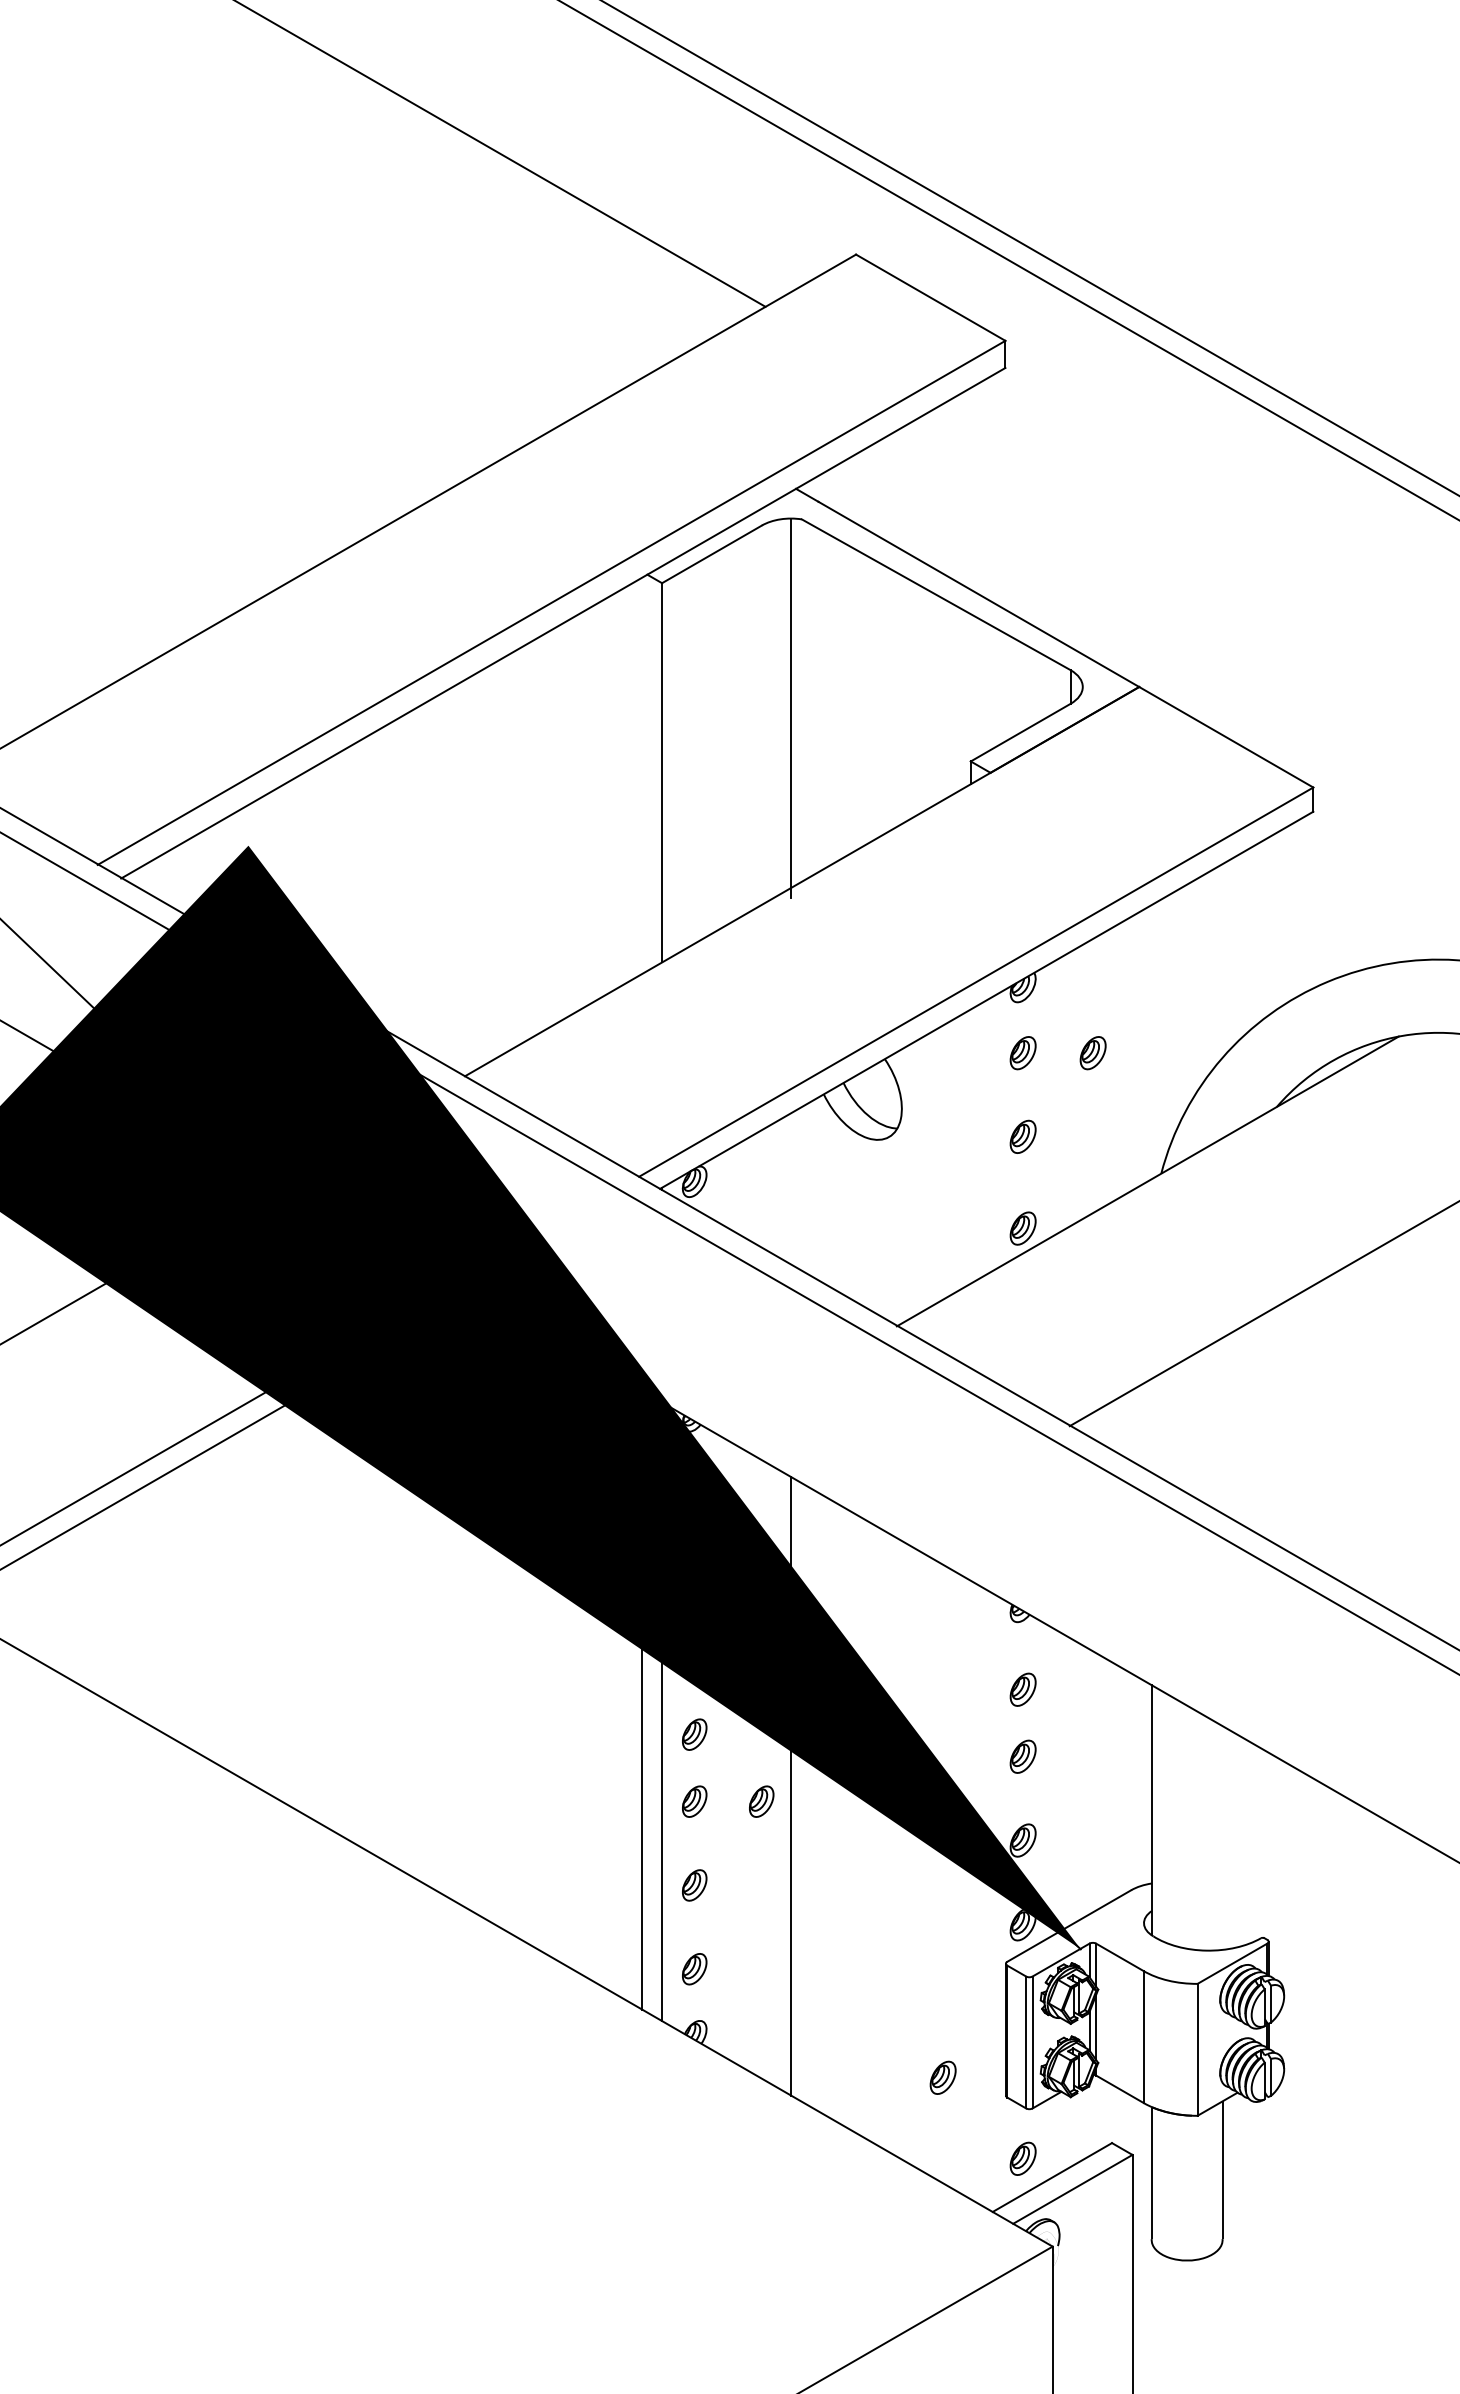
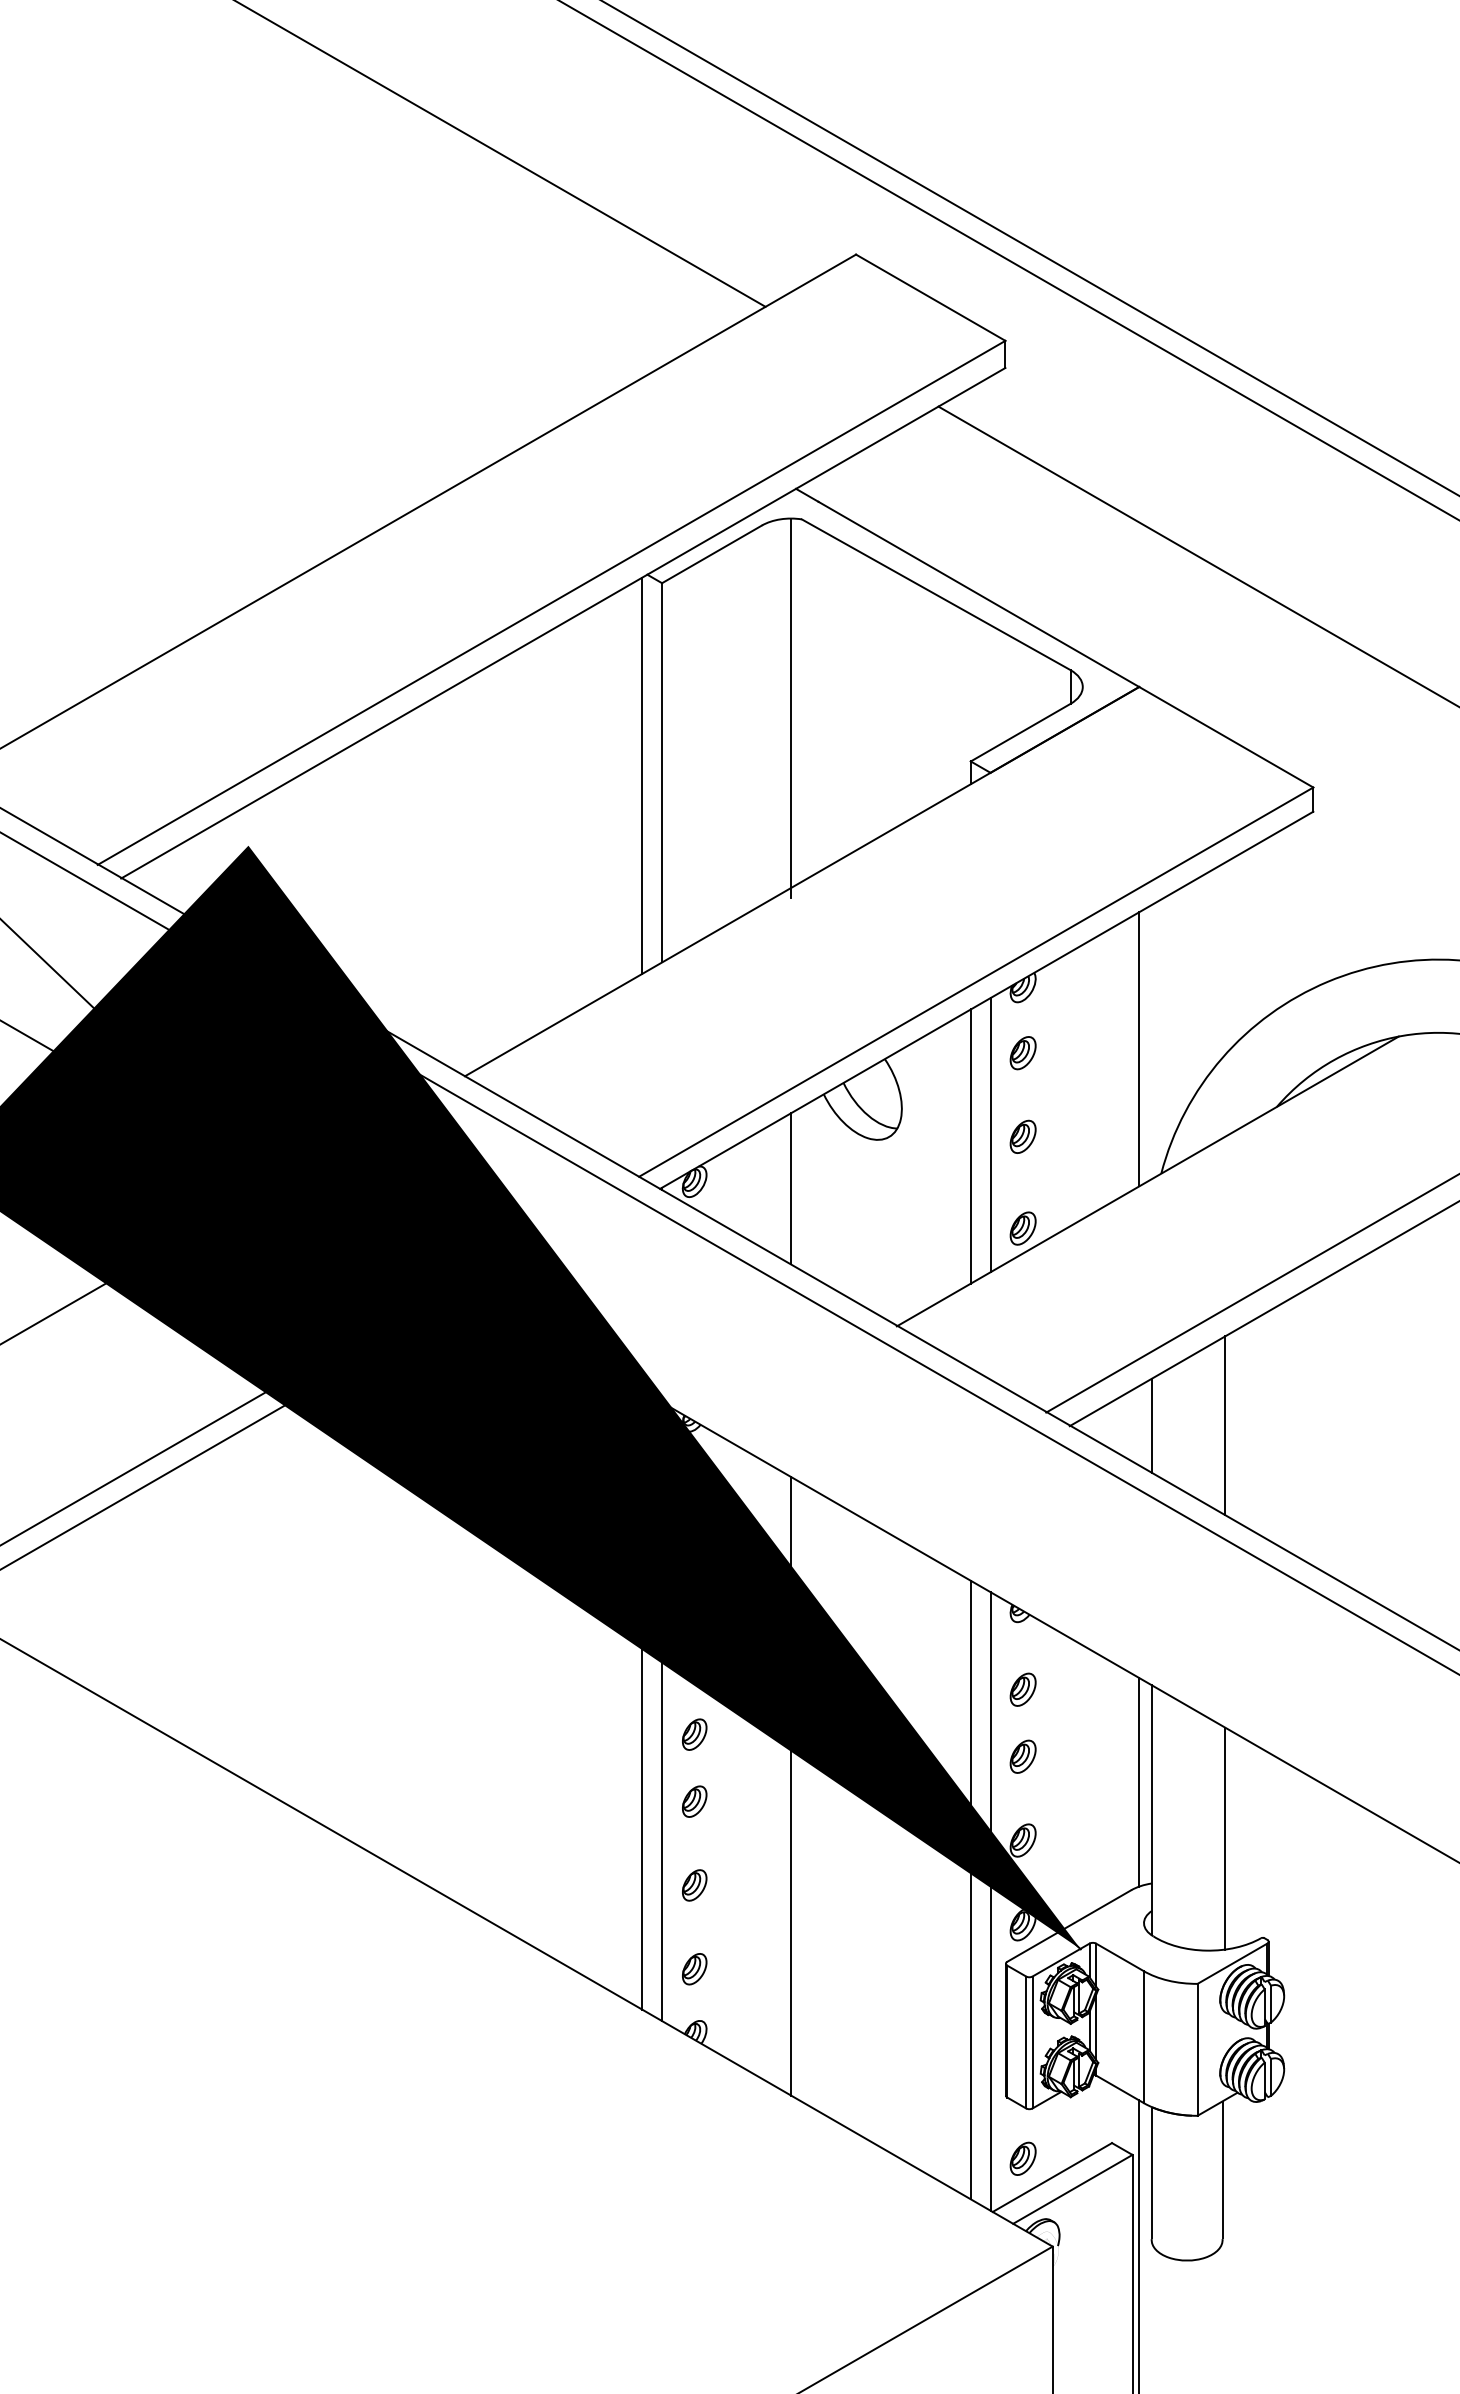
line: none -> present (1197, 555)
line: none -> present (642, 775)
line: none -> present (1139, 1049)
part: present -> none (1092, 1053)
line: none -> present (990, 1135)
line: none -> present (970, 1146)
line: none -> present (791, 1188)
line: none -> present (1251, 1293)
line: none -> present (1152, 1425)
line: none -> present (1225, 1425)
line: none -> present (1139, 1782)
part: present -> none (761, 1801)
line: none -> present (1225, 1838)
line: none -> present (970, 1889)
line: none -> present (990, 1901)
part: present -> none (942, 2077)
line: none -> present (1139, 2245)
